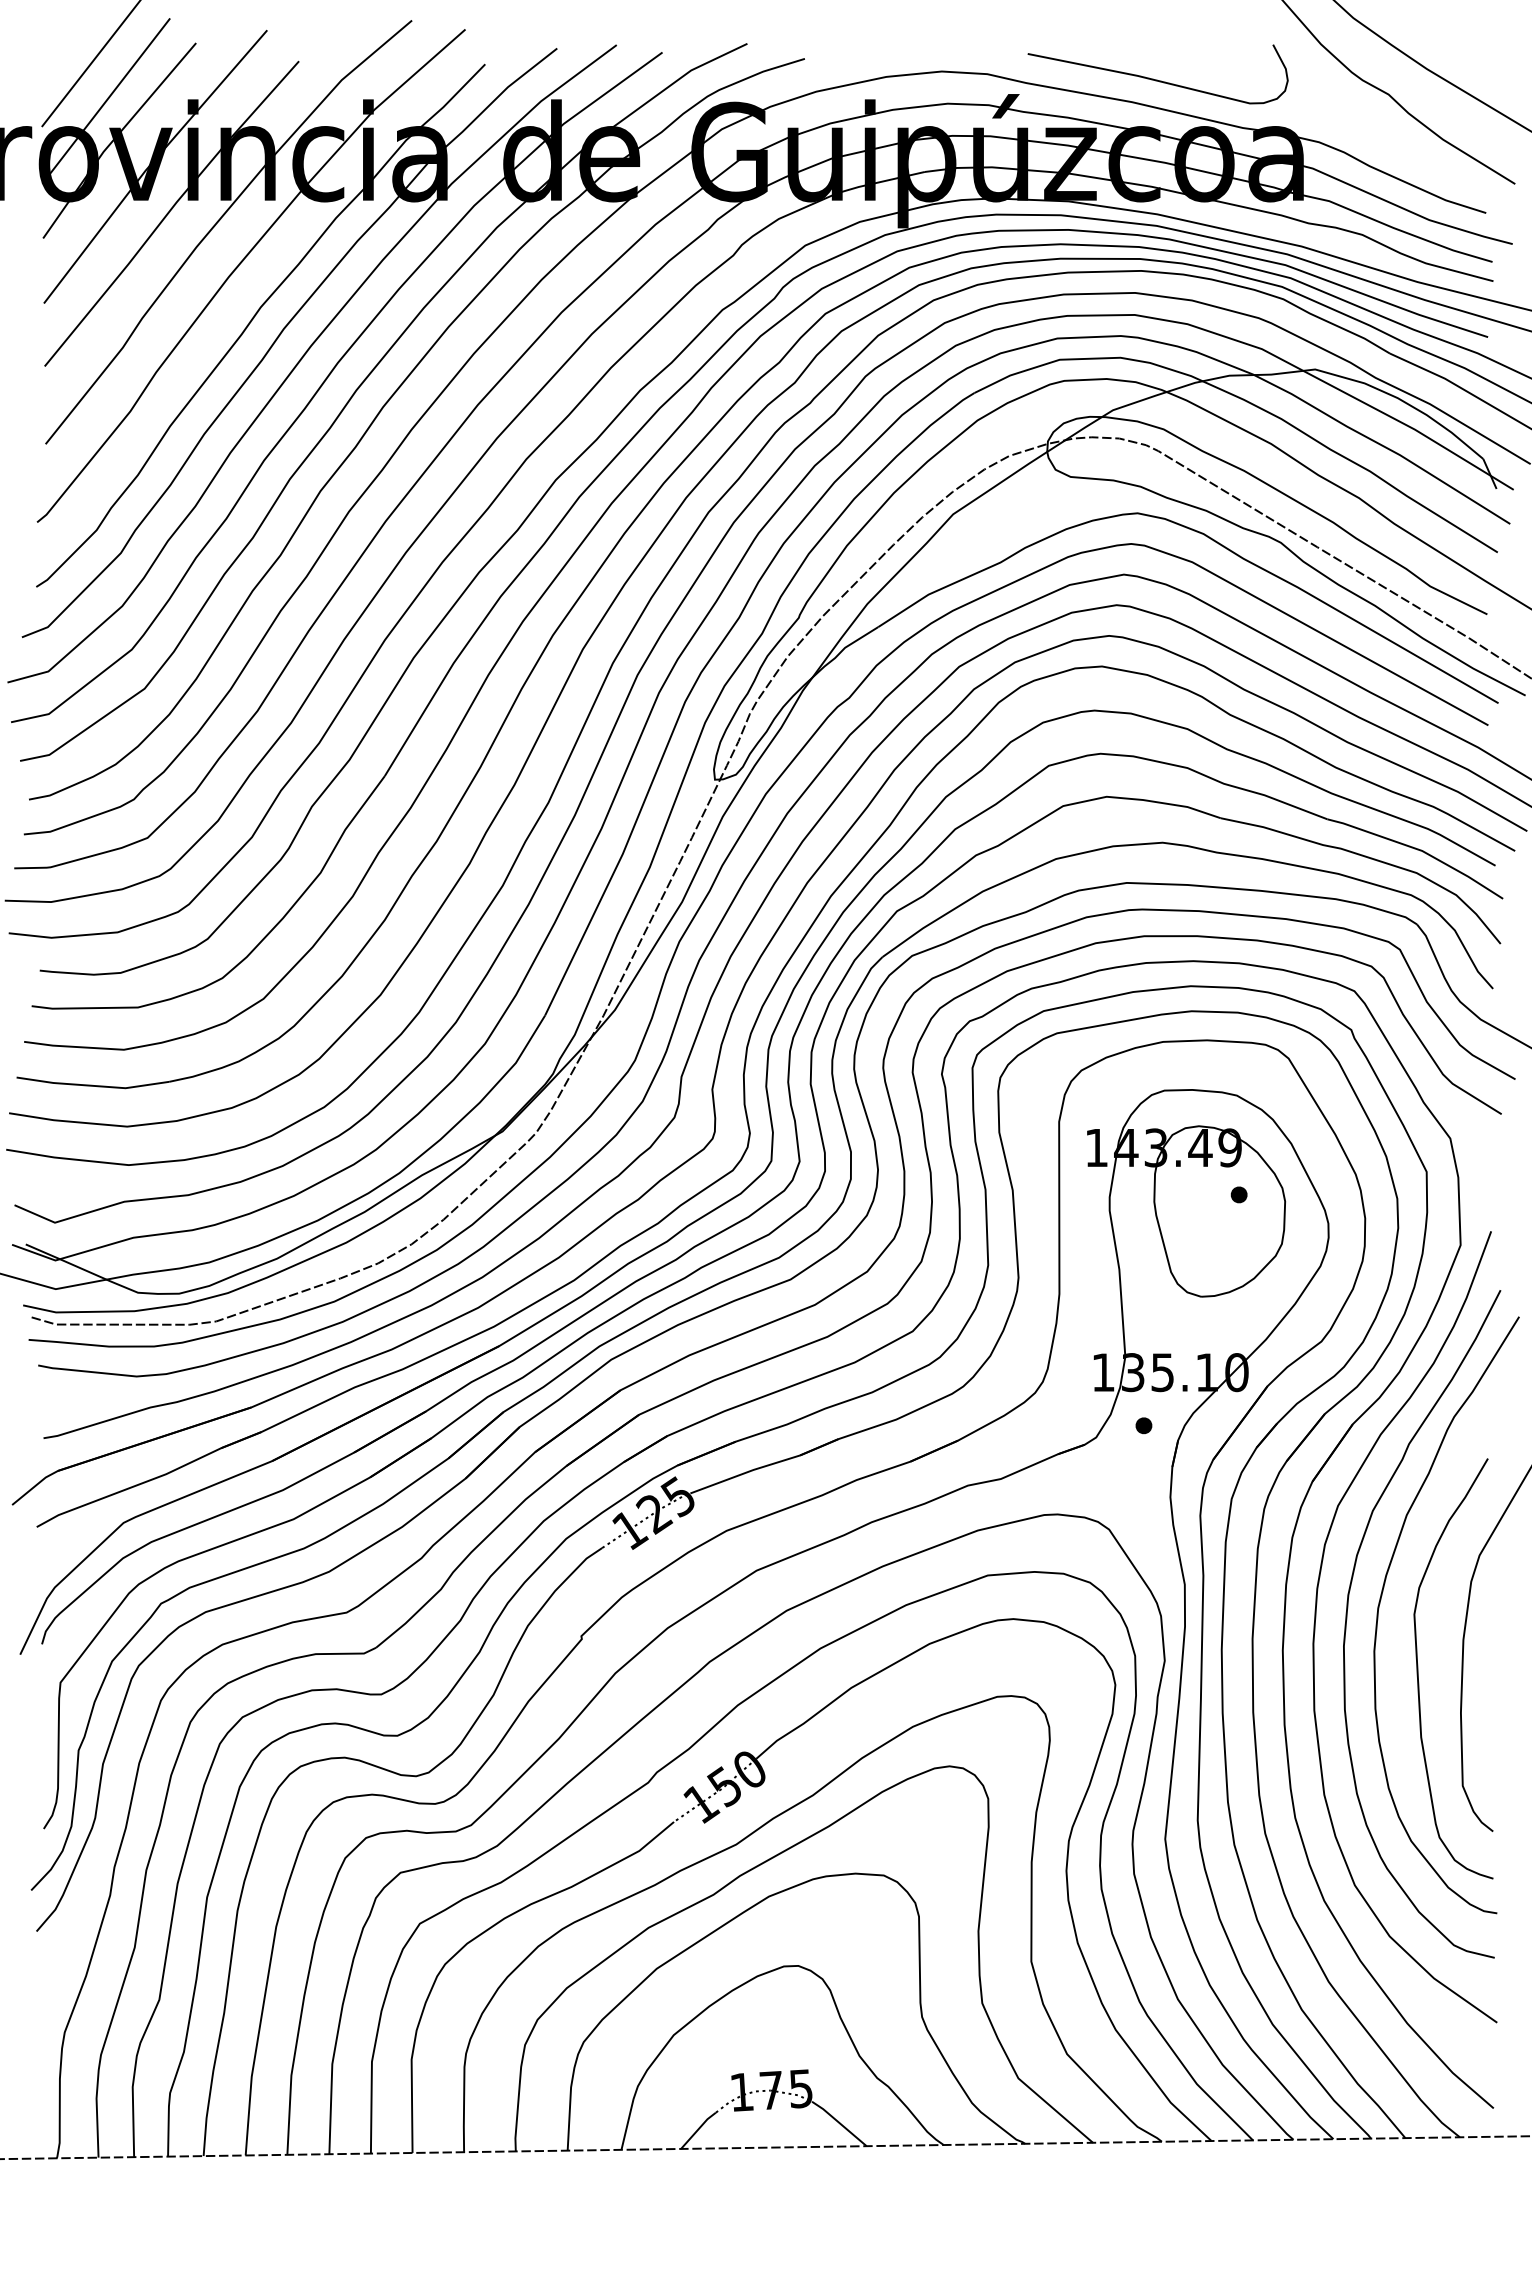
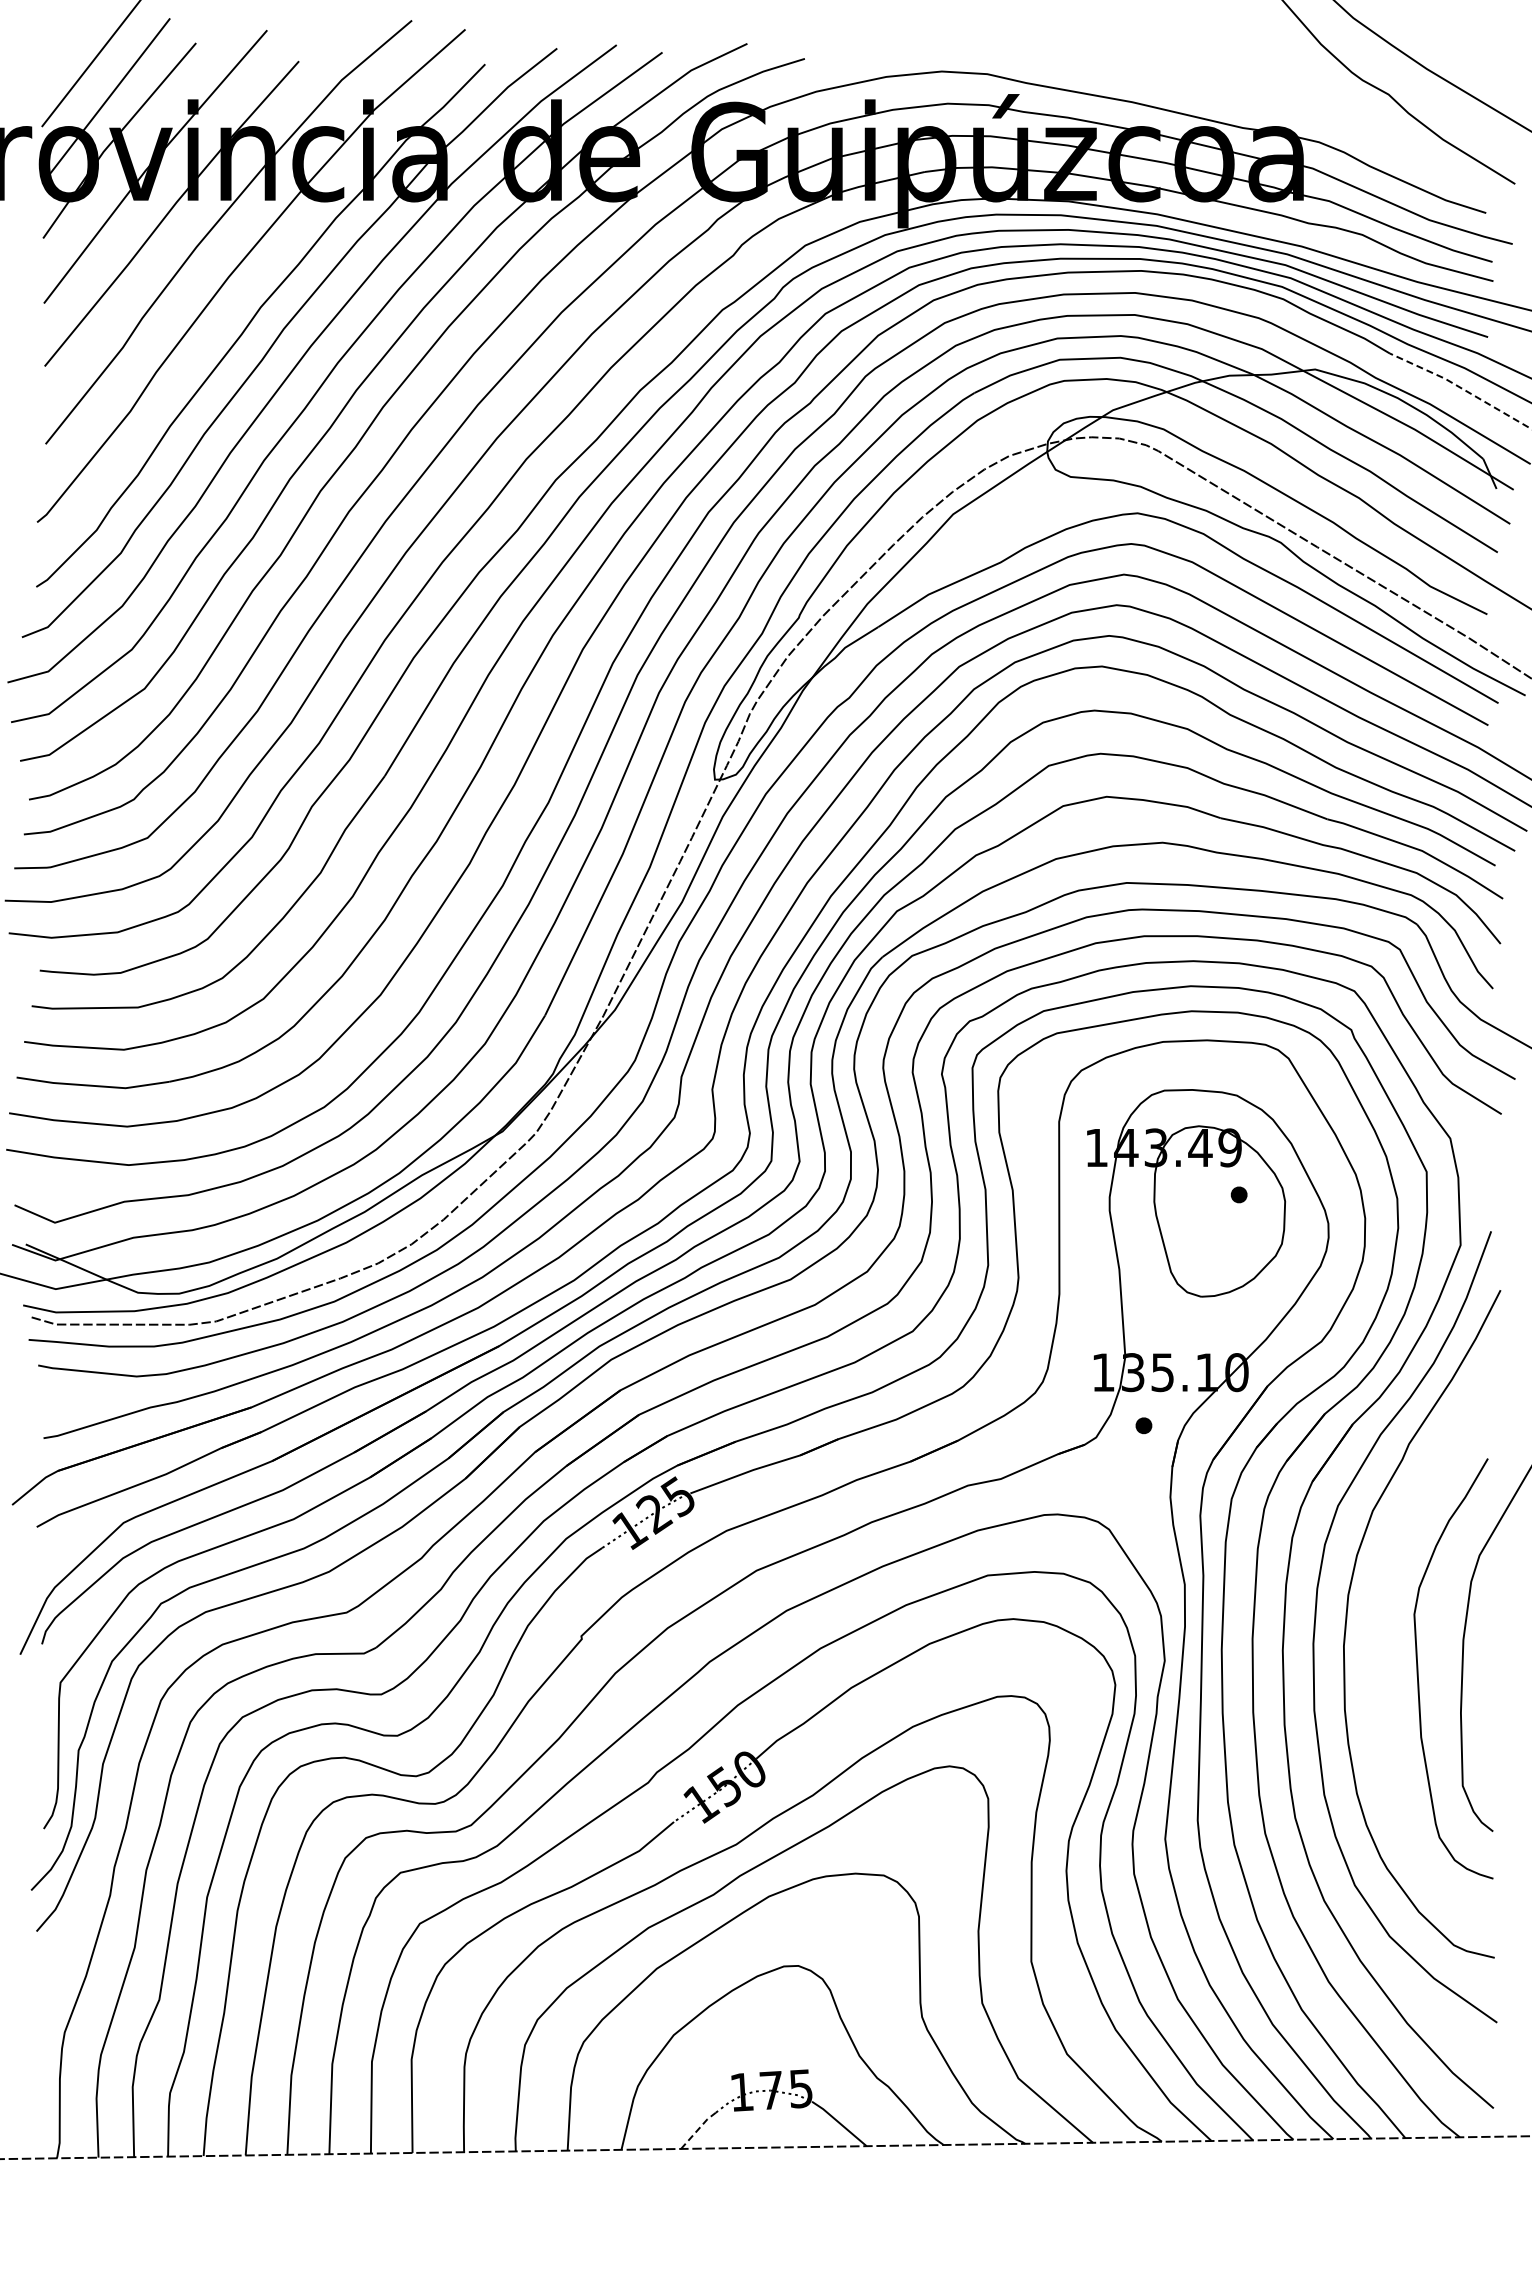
curve: present -> none (1157, 79)
line: solid -> dashed (1461, 388)
curve: present -> none (1381, 1600)
line: solid -> dashed (698, 2129)
